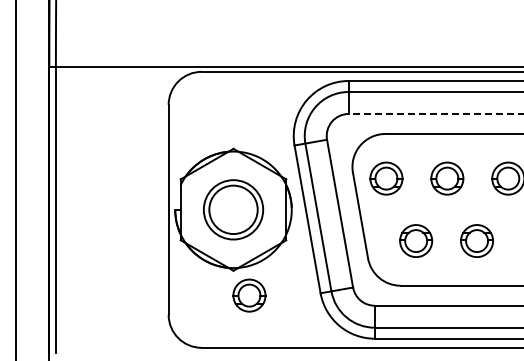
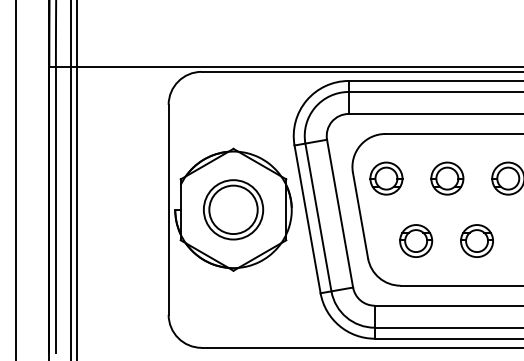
line: dashed -> solid (435, 113)
line: none -> present (70, 179)
line: none -> present (77, 179)
part: present -> none (249, 295)
